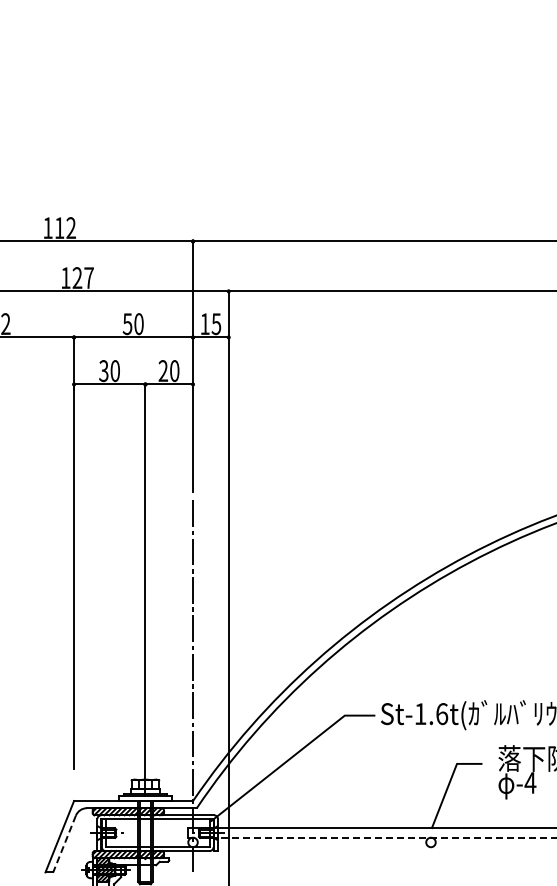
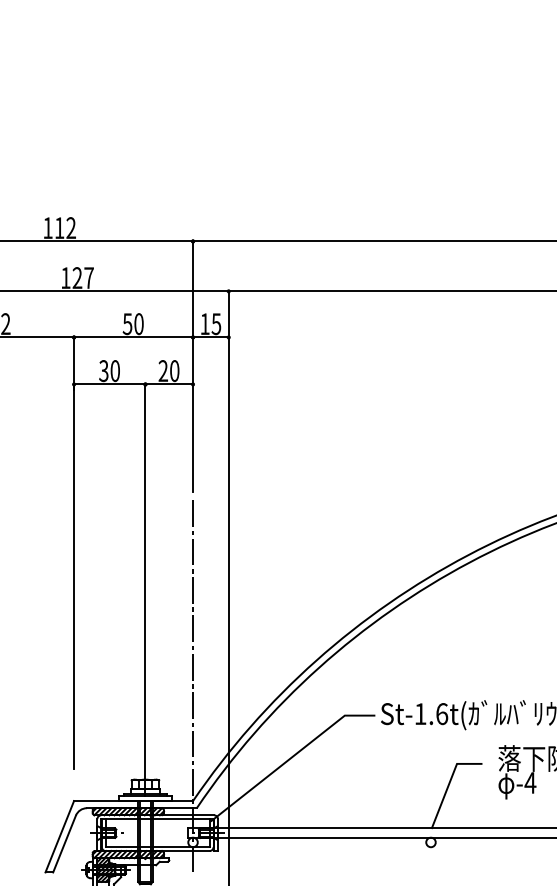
line: dashed -> solid (372, 837)
line: dashed -> solid (64, 844)
